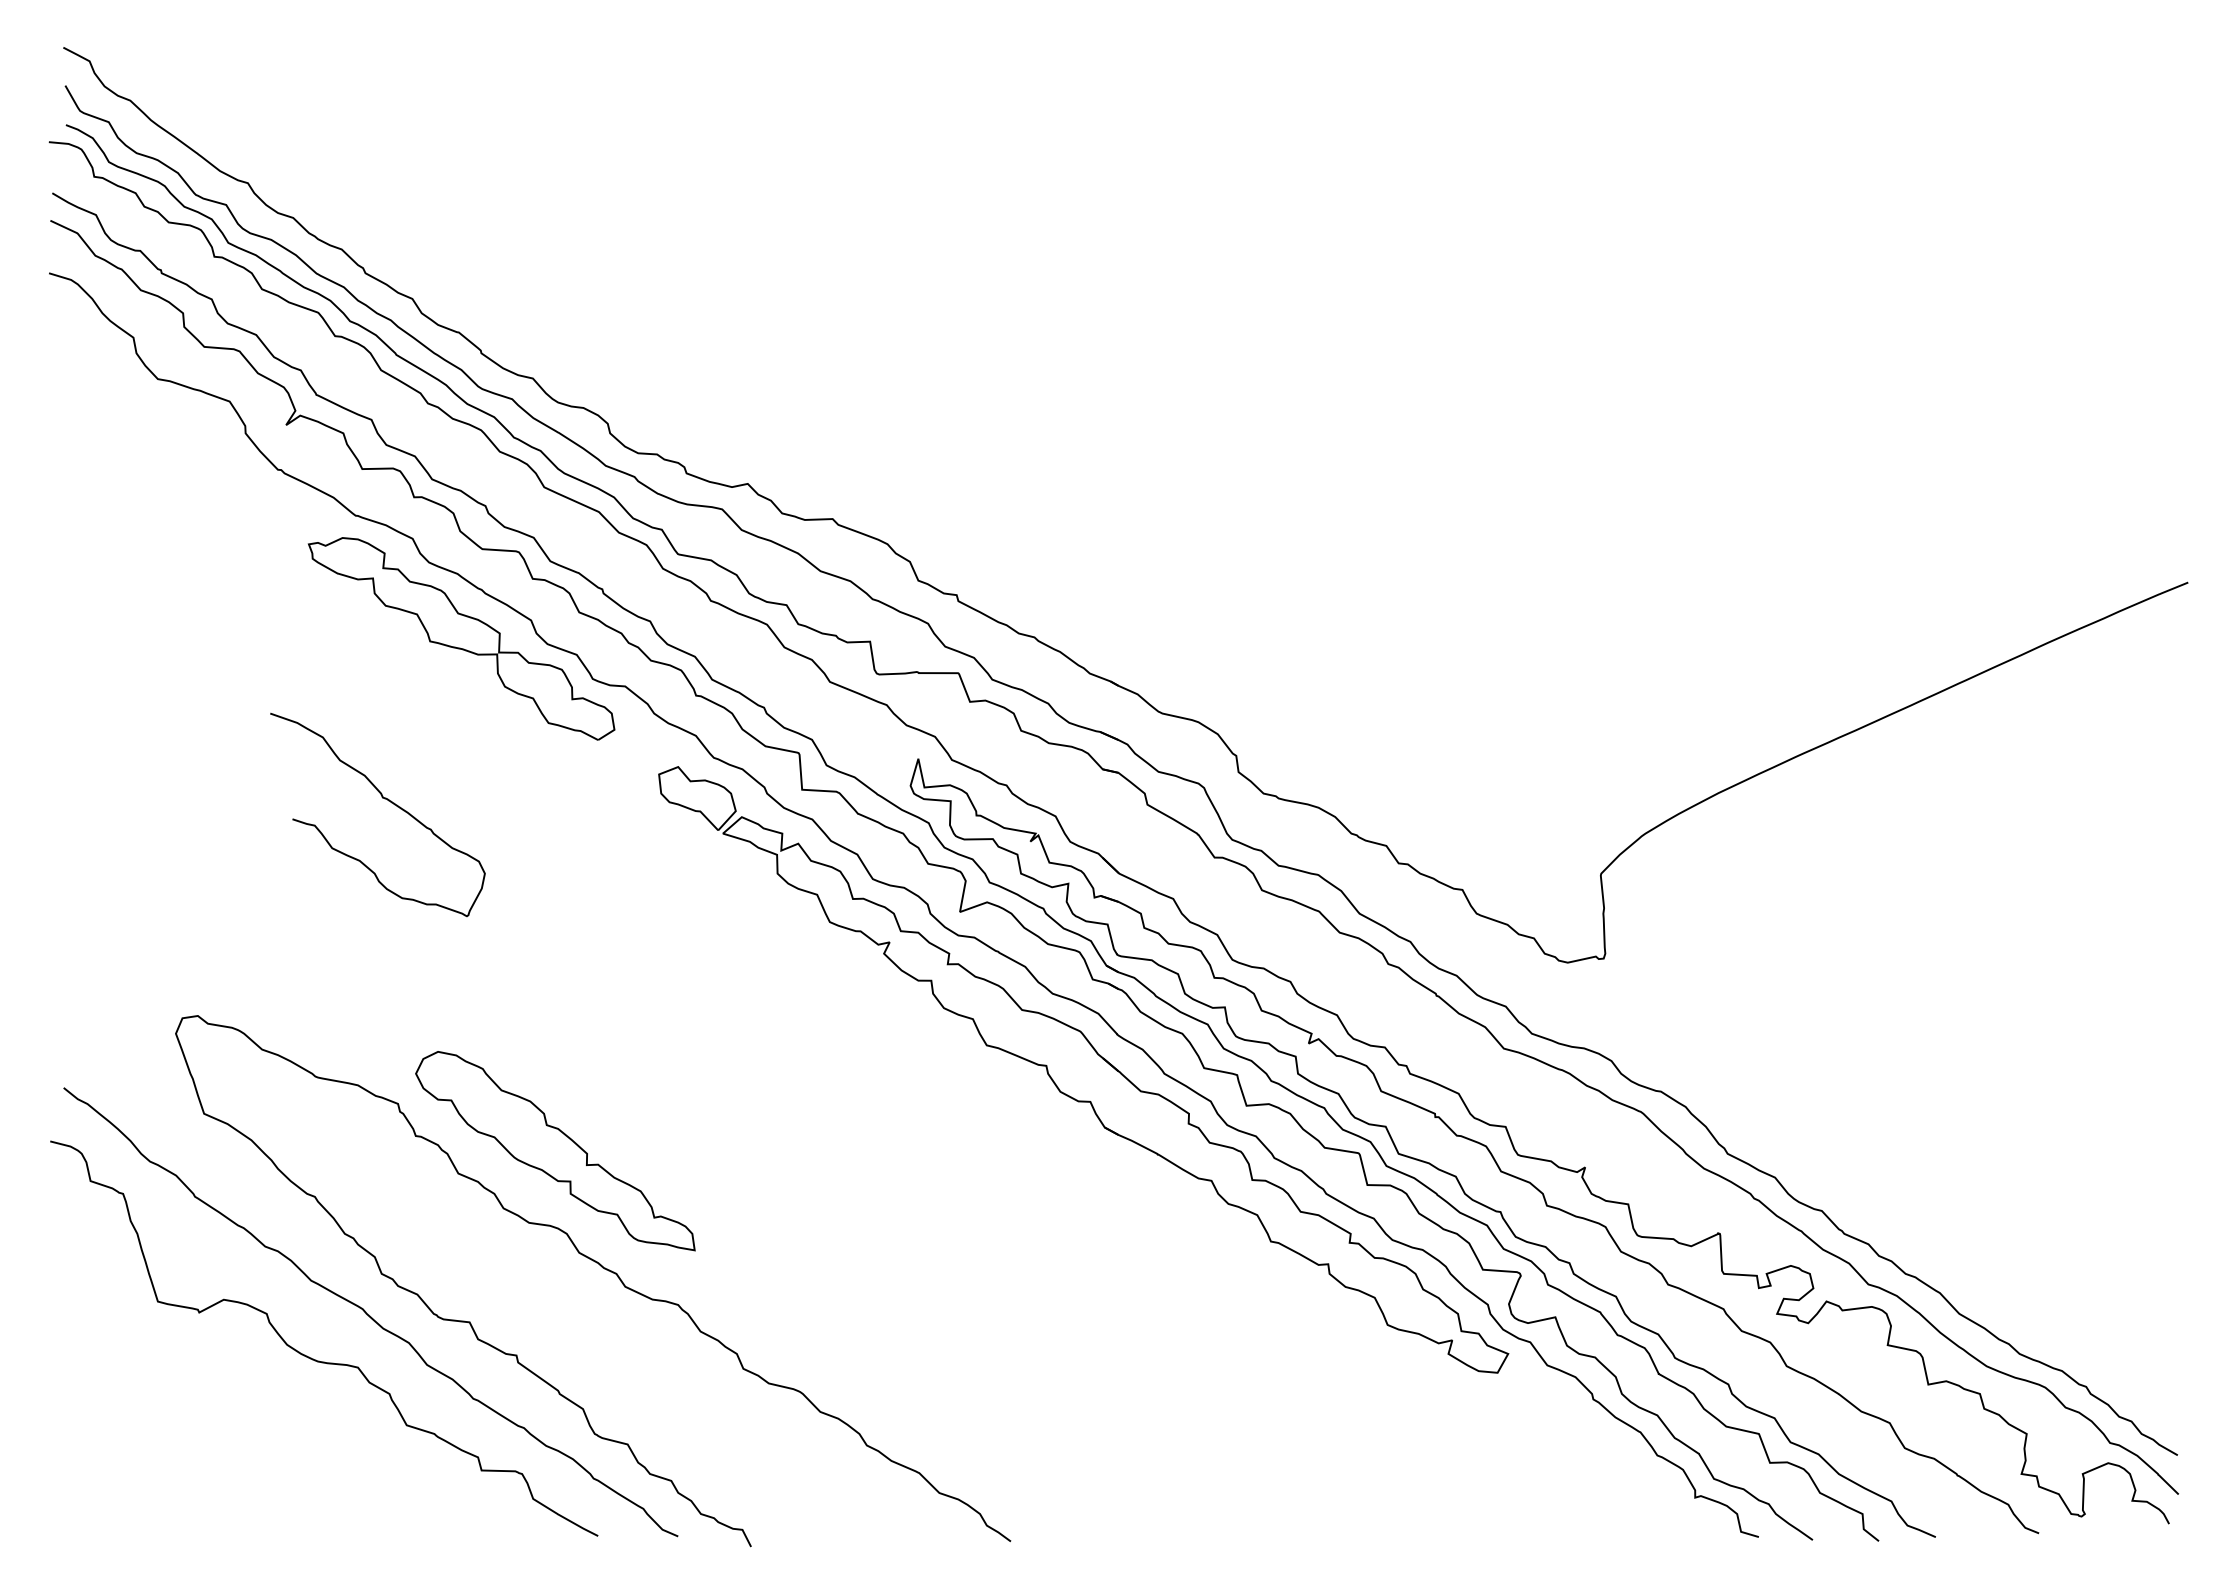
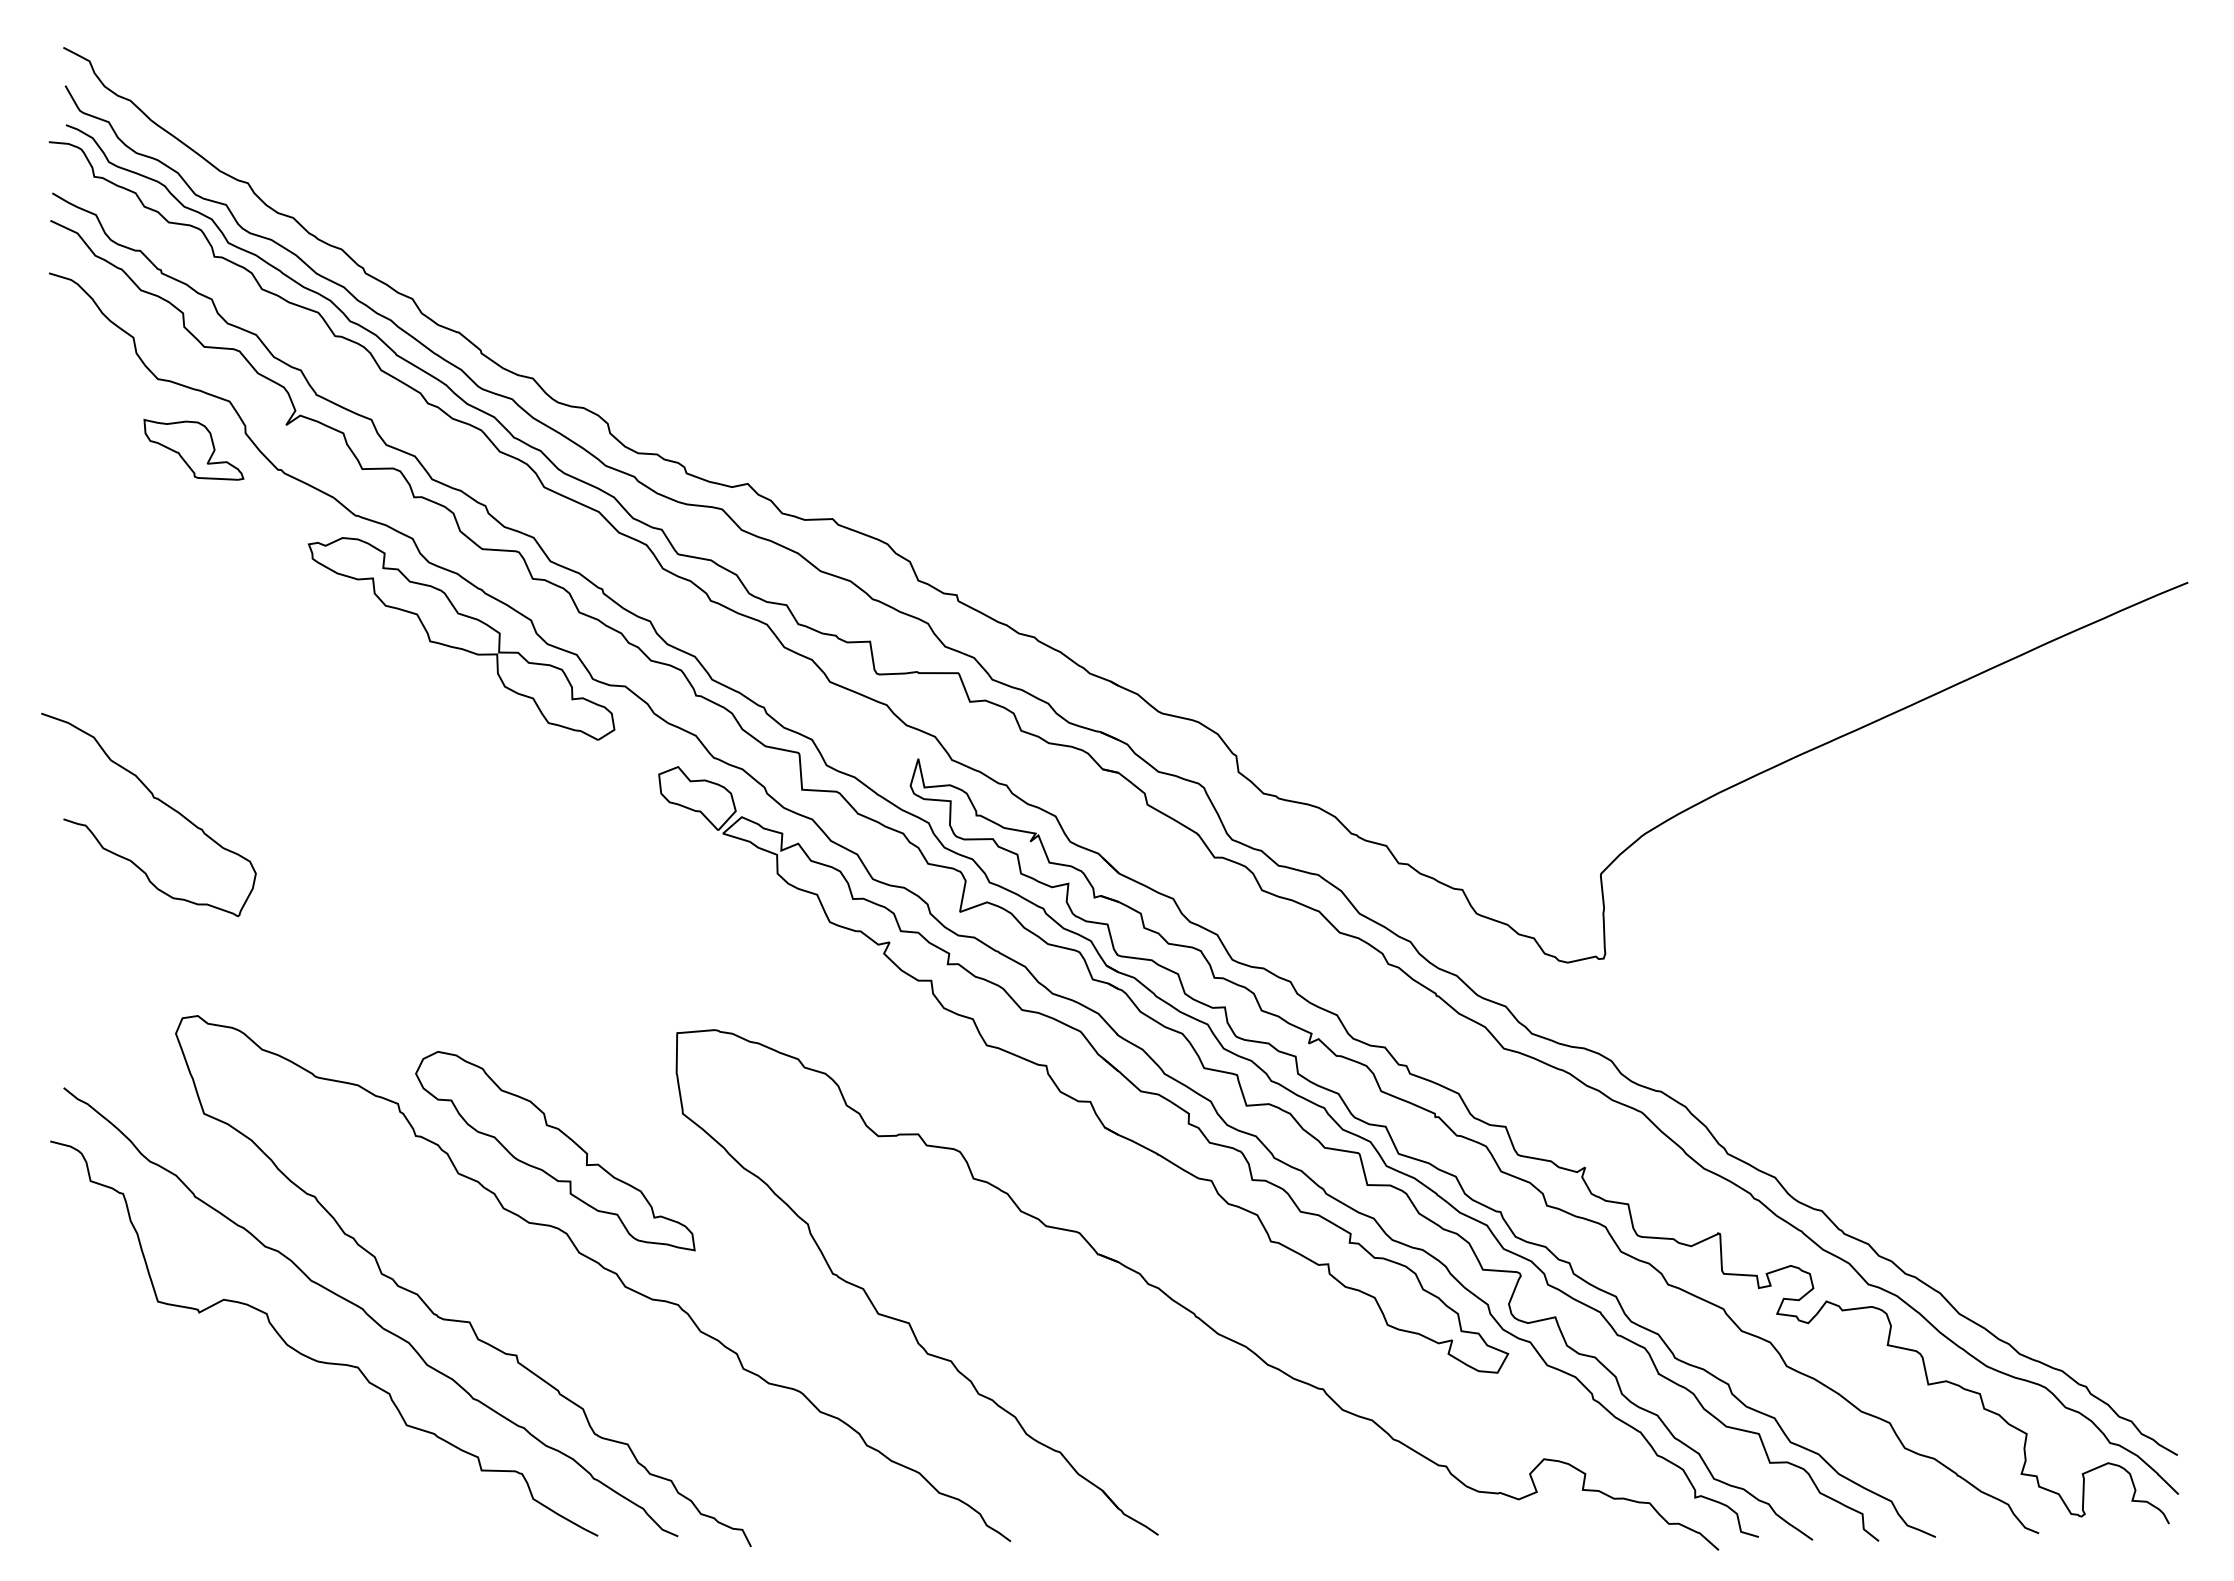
part: none -> present (193, 449)
curve position: (384, 799) -> (155, 799) (155, 799)
part: none -> present (1186, 1307)
